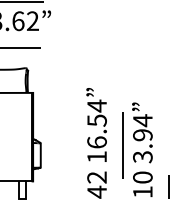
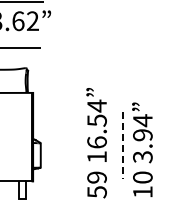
line: solid -> dashed (123, 145)
text: 42 -> 59 (96, 184)
line: present -> none (168, 186)
